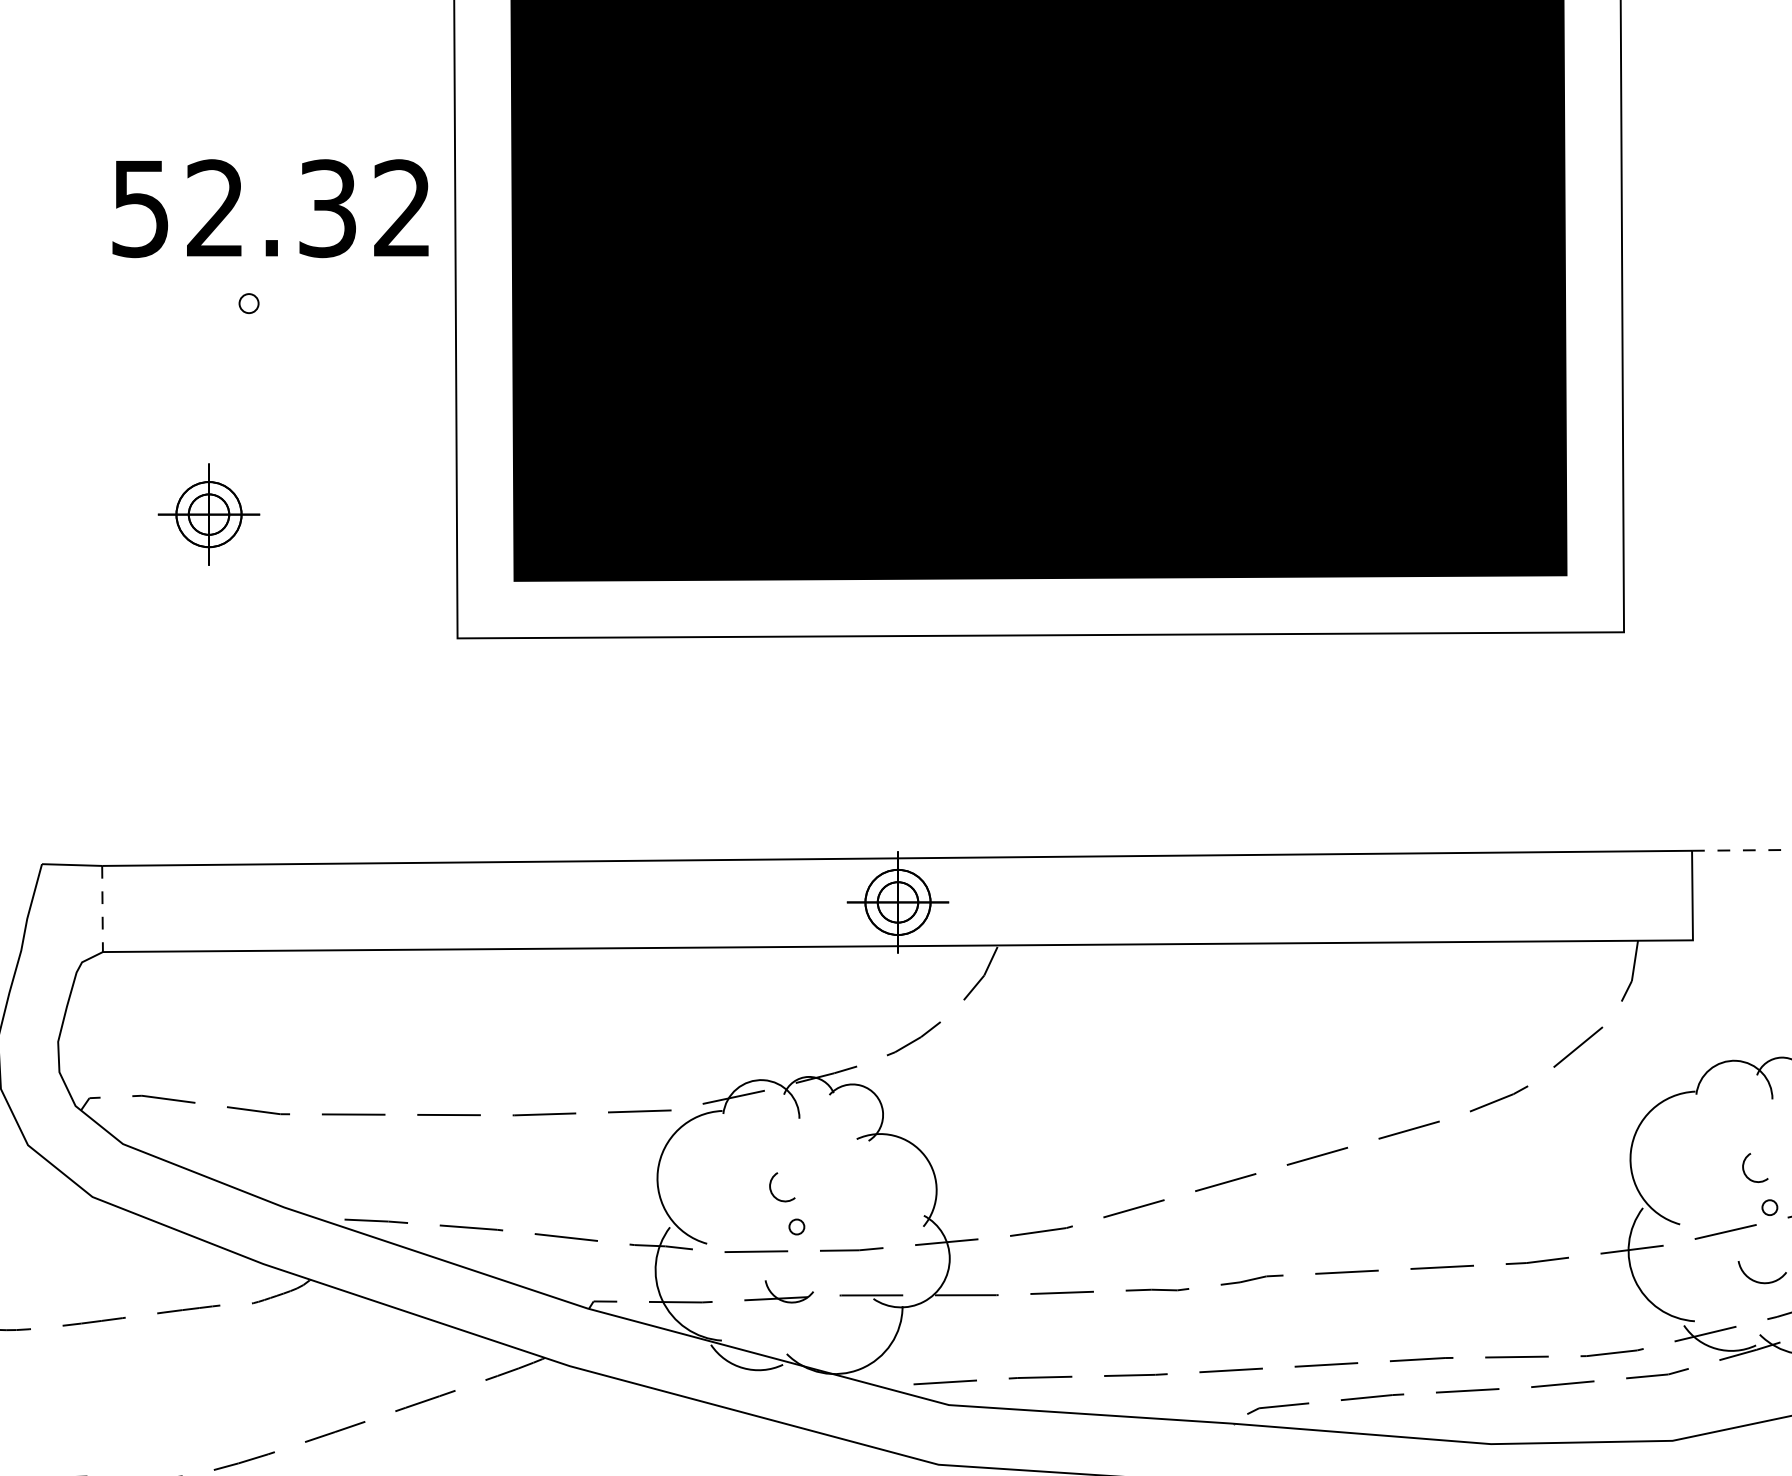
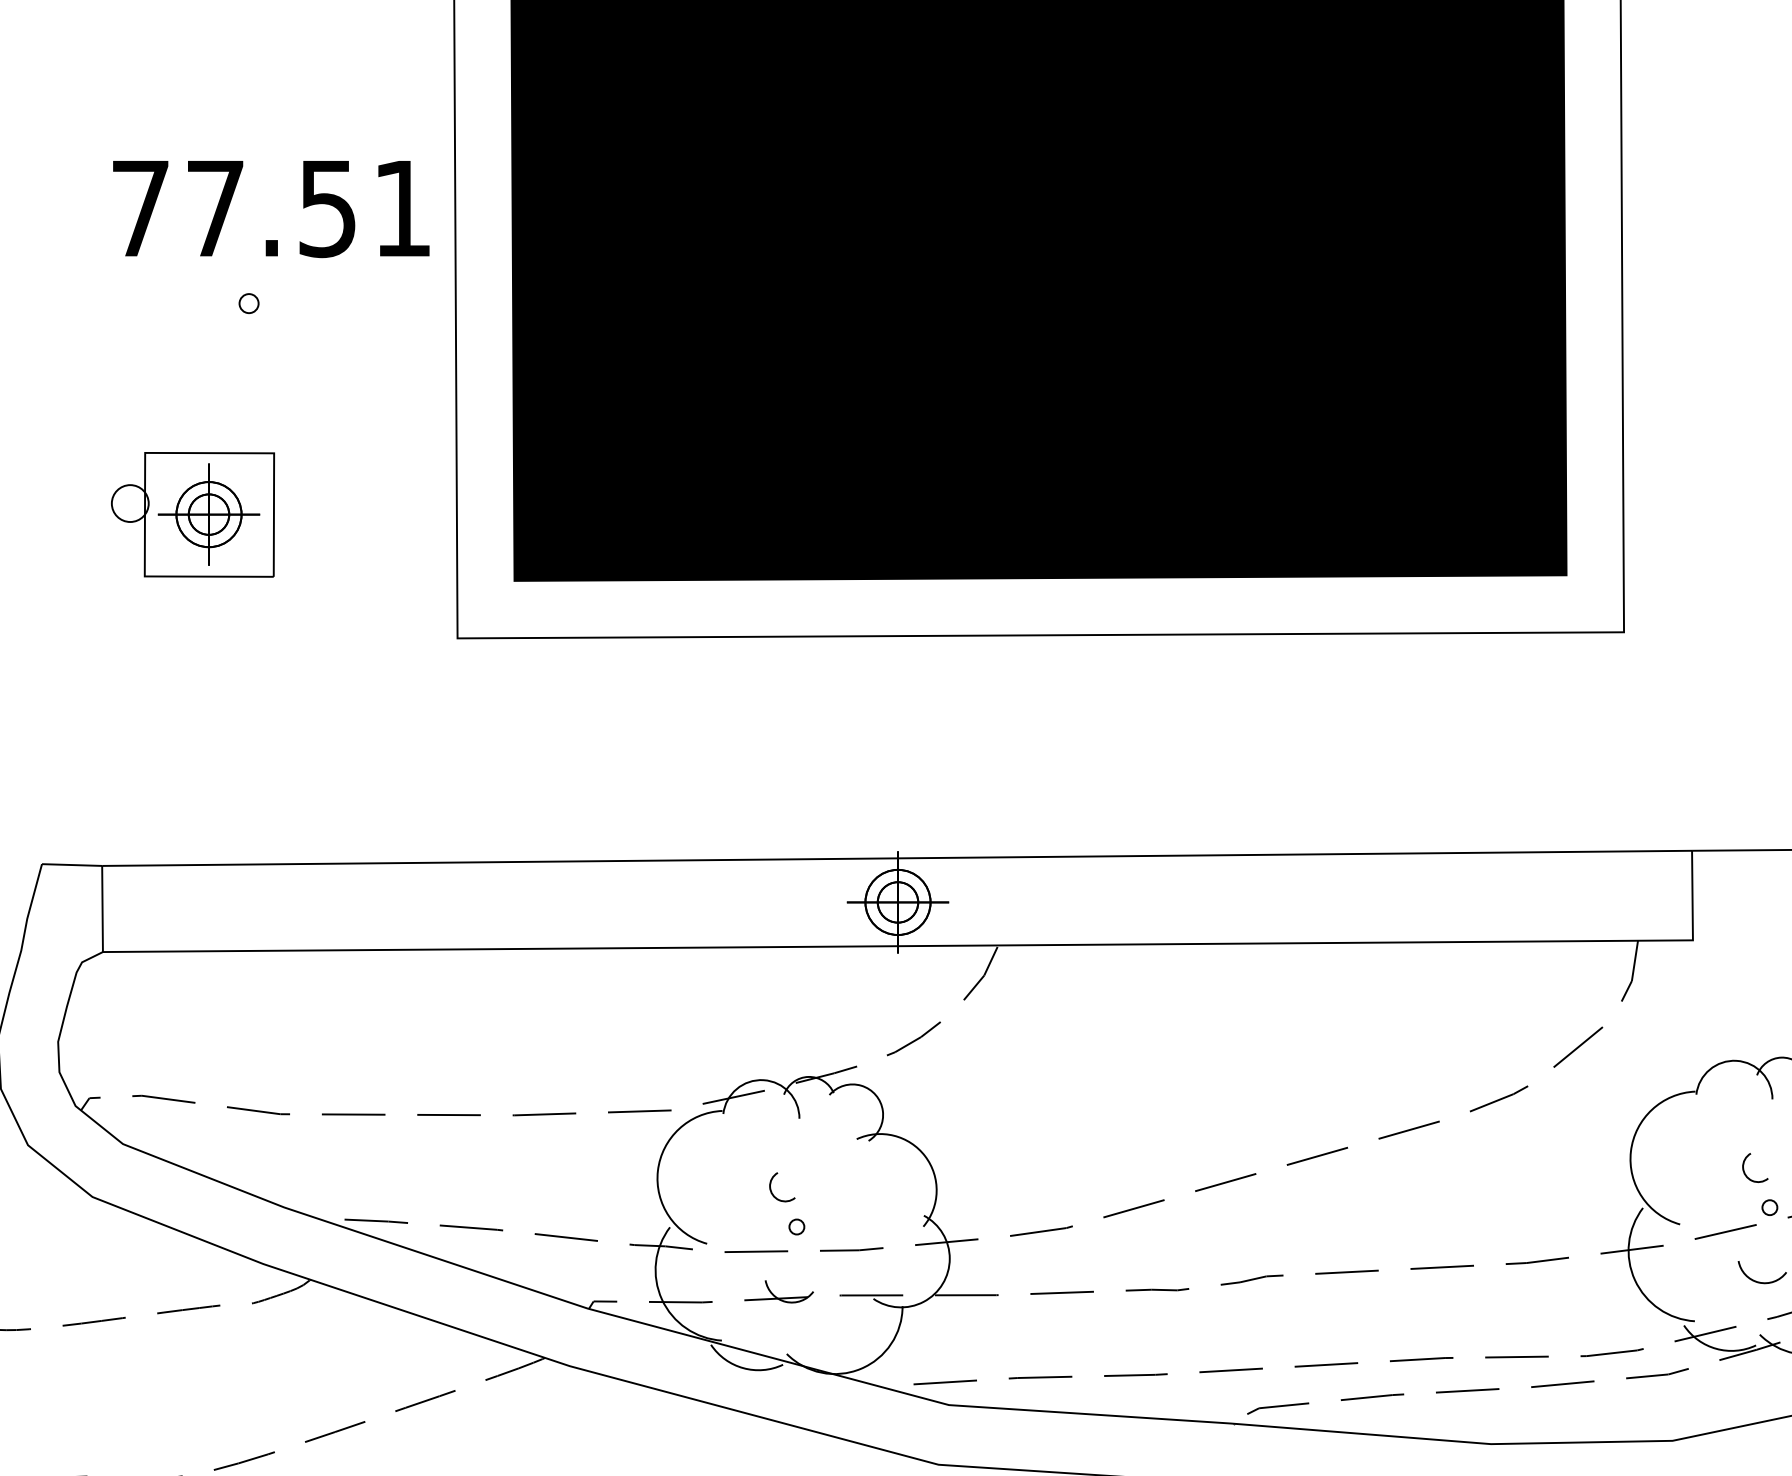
text: 52.32 -> 77.51 (270, 208)
part: none -> present (192, 514)
line: dashed -> solid (1741, 850)
line: dashed -> solid (102, 909)
